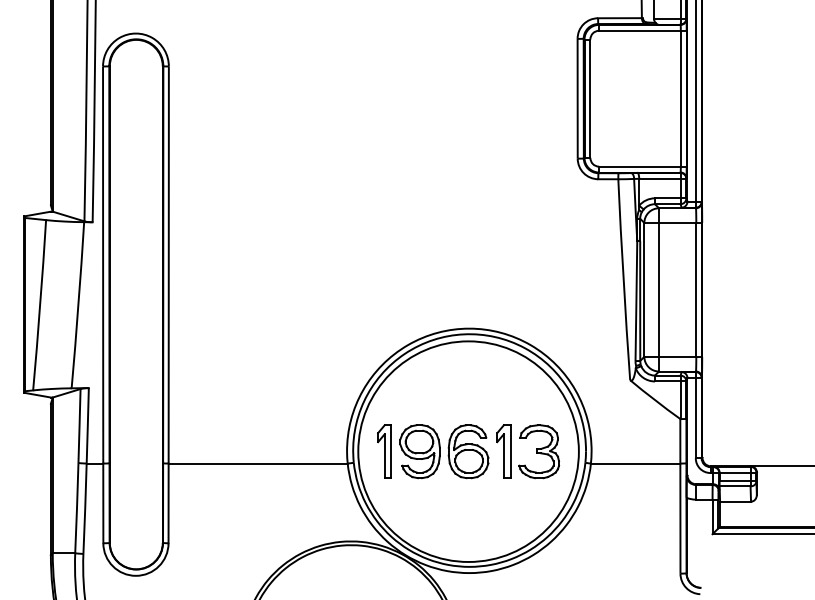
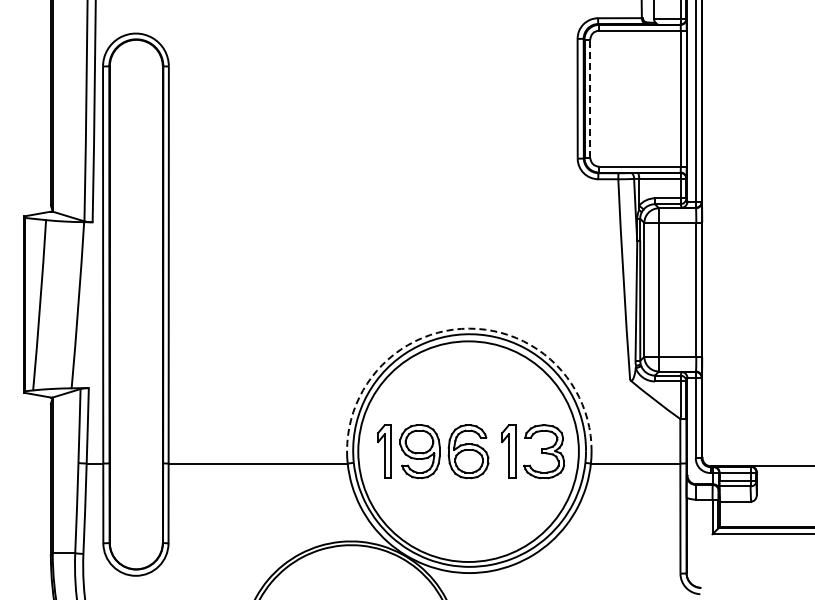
line: solid -> dashed (590, 98)
arc: solid -> dashed (469, 328)
part position: (536, 451) -> (541, 451) (541, 451)
